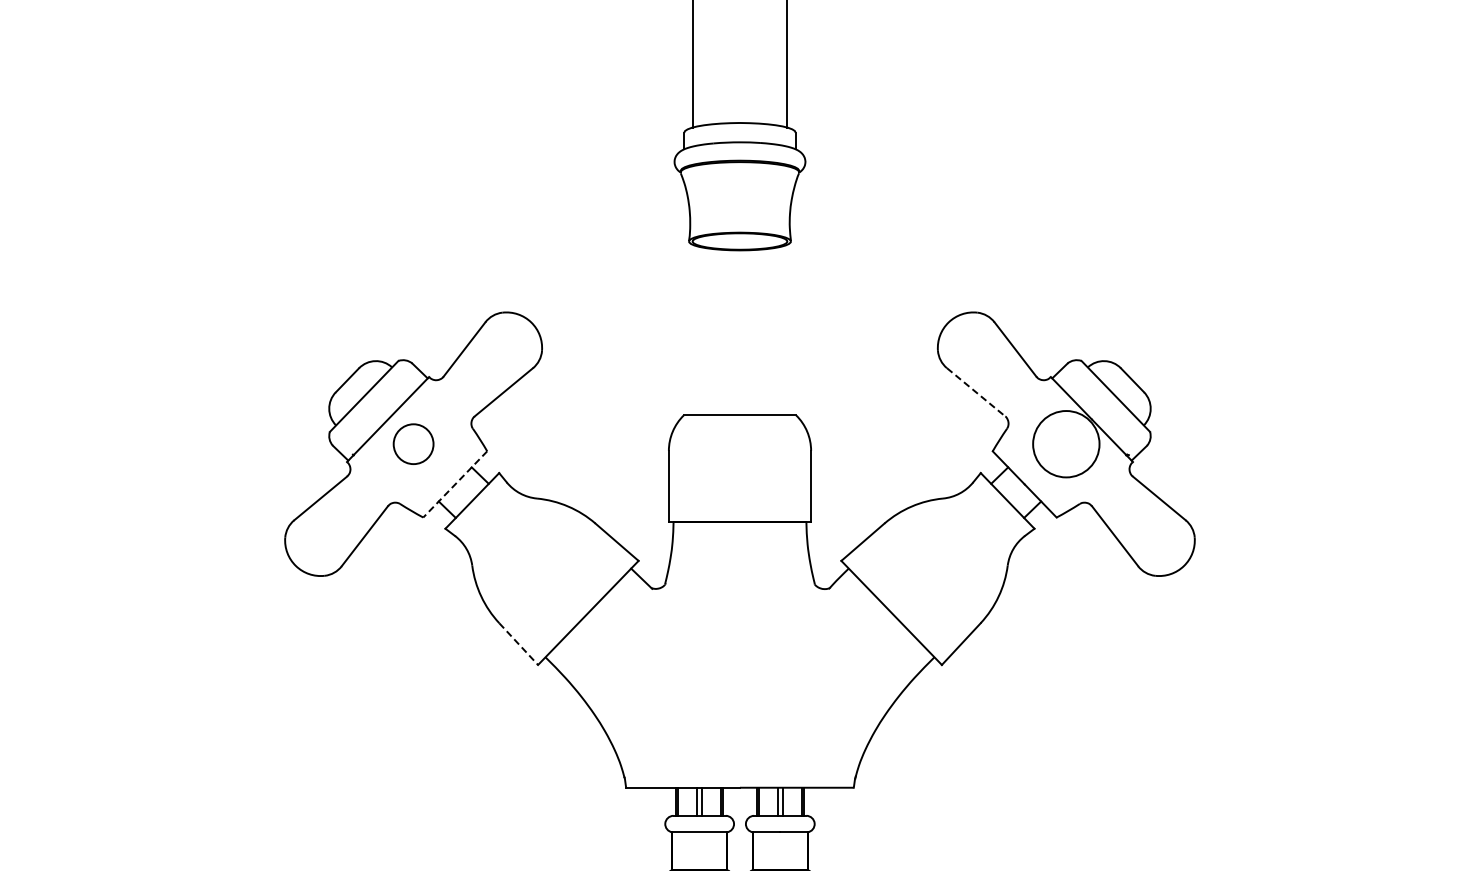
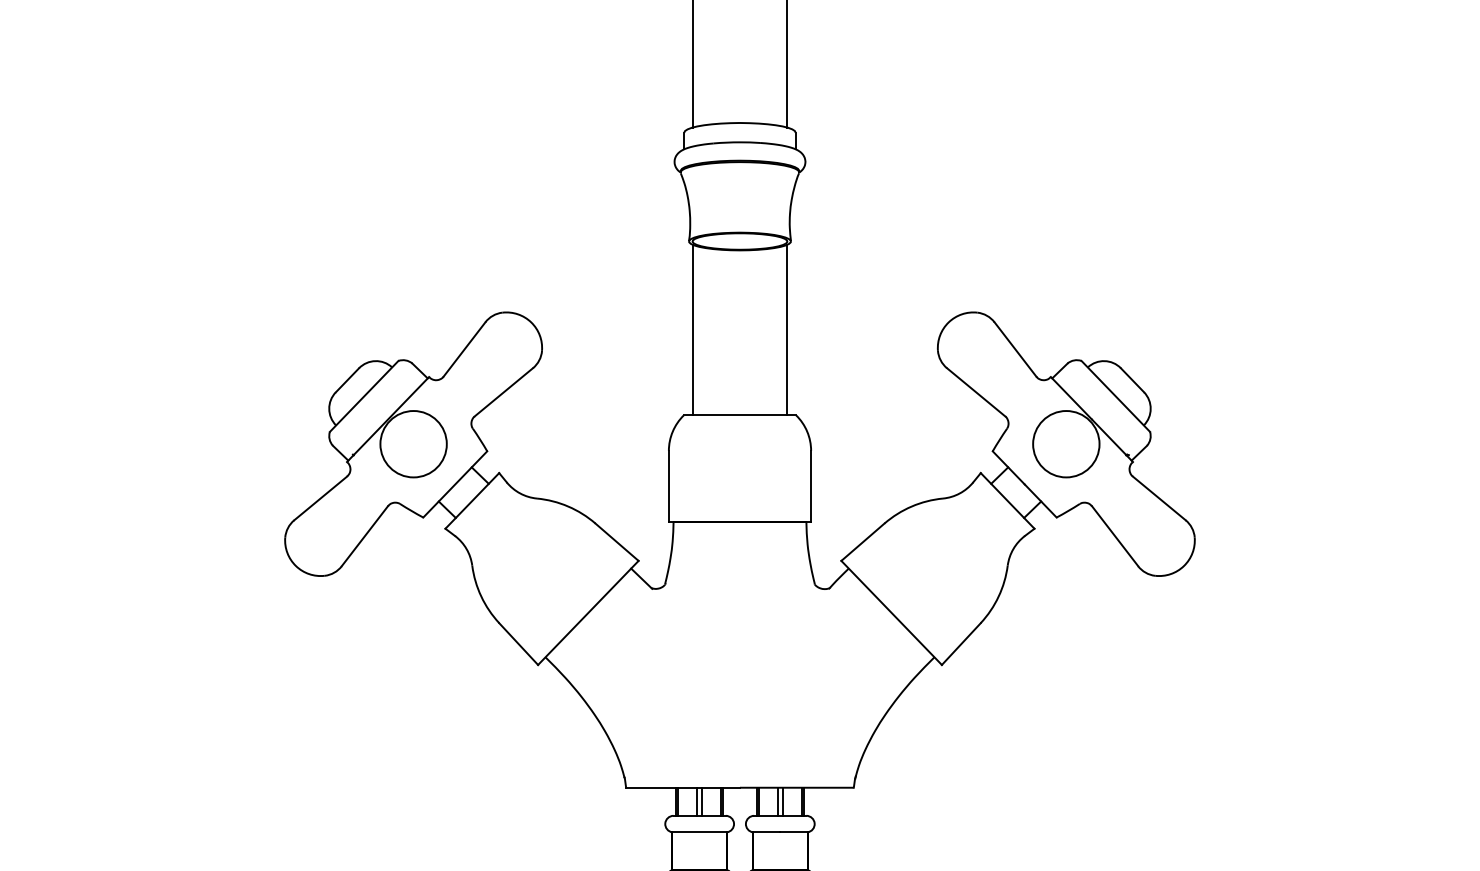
line: none -> present (692, 329)
line: none -> present (787, 329)
line: dashed -> solid (976, 392)
circle diameter: 40 px -> 66 px (413, 444)
line: dashed -> solid (454, 484)
line: dashed -> solid (519, 644)
